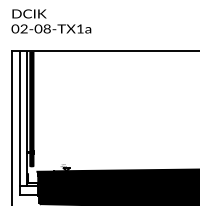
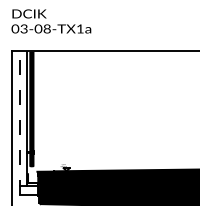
text: 02-08-TX1a -> 03-08-TX1a (23, 30)
line: solid -> dashed (19, 122)
